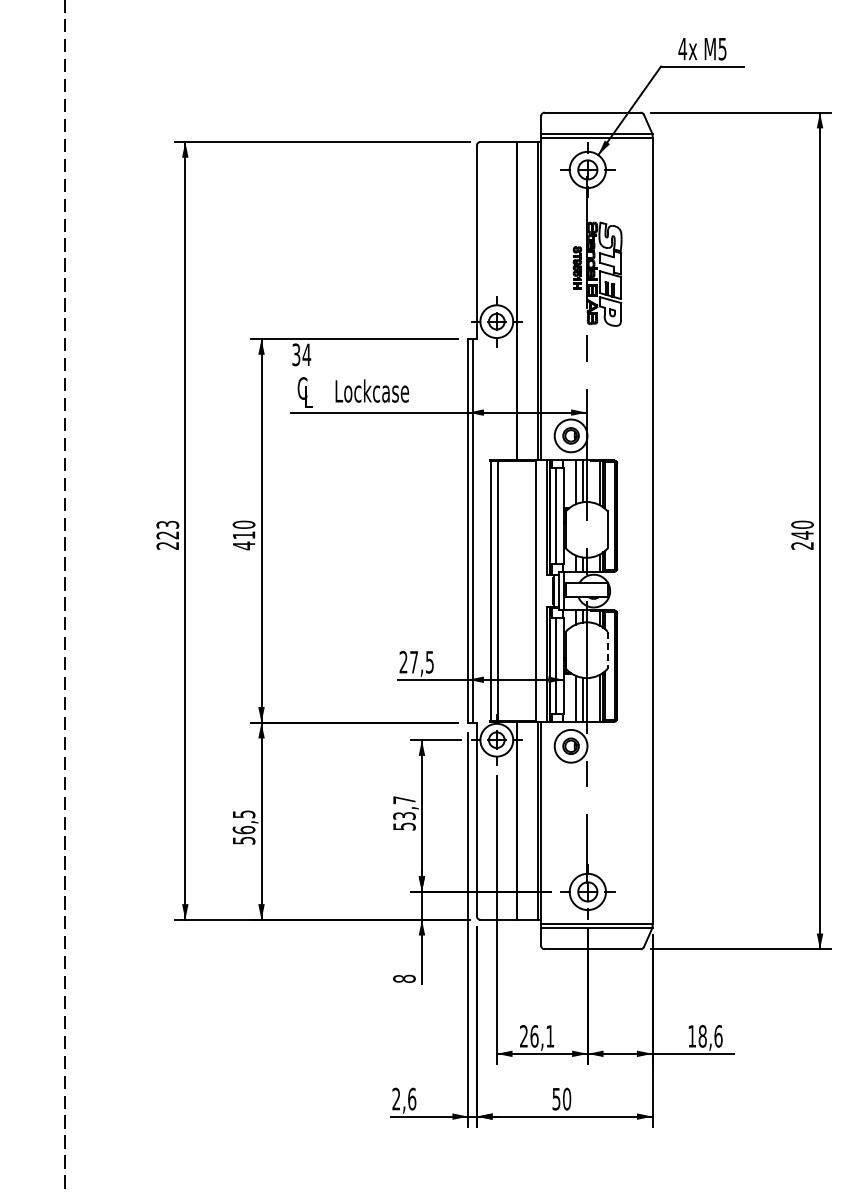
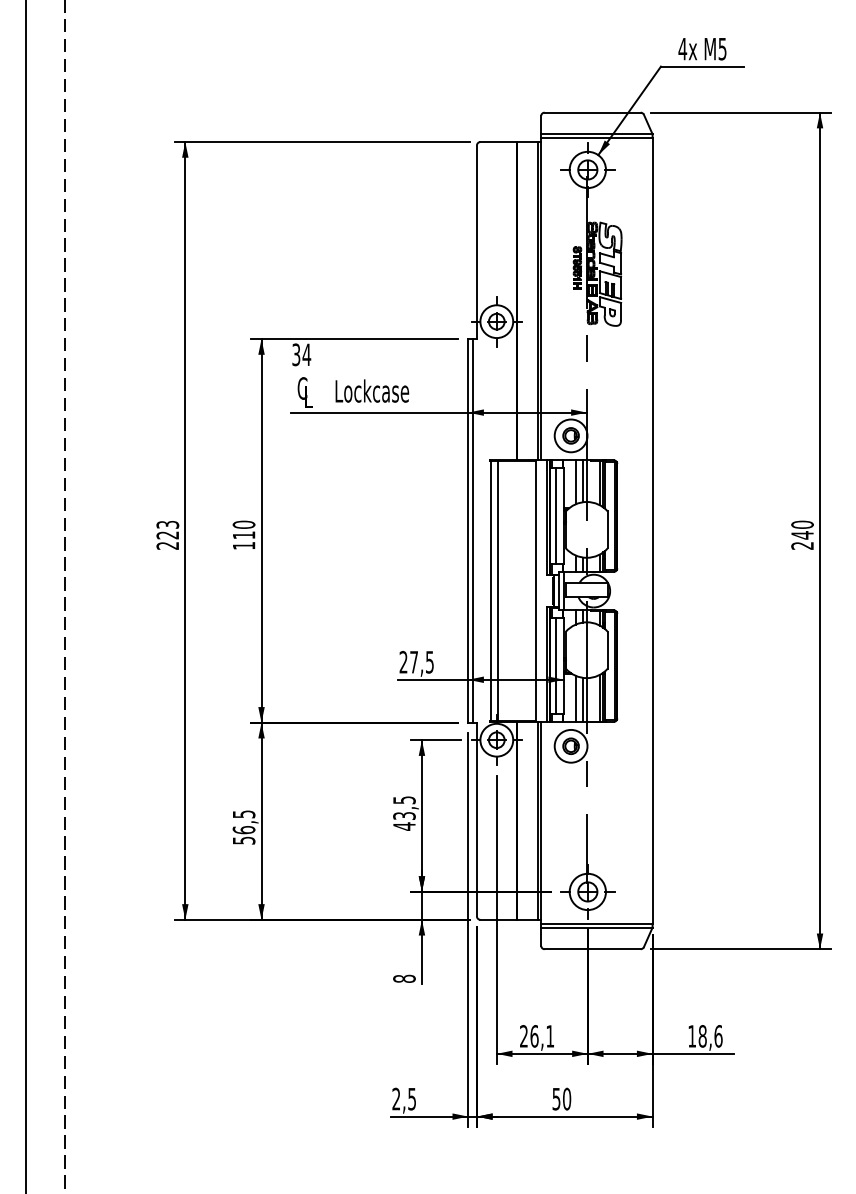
text: 410 -> 110 (244, 545)
line: none -> present (25, 596)
line: dashed -> solid (607, 650)
text: 53,7 -> 43,5 (404, 813)
text: 2,6 -> 2,5 (412, 1098)
